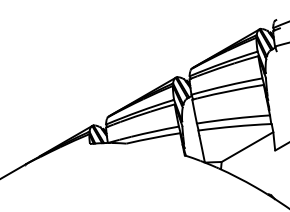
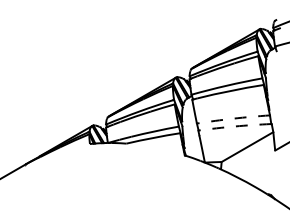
arc: solid -> dashed (233, 118)
arc: solid -> dashed (234, 126)
